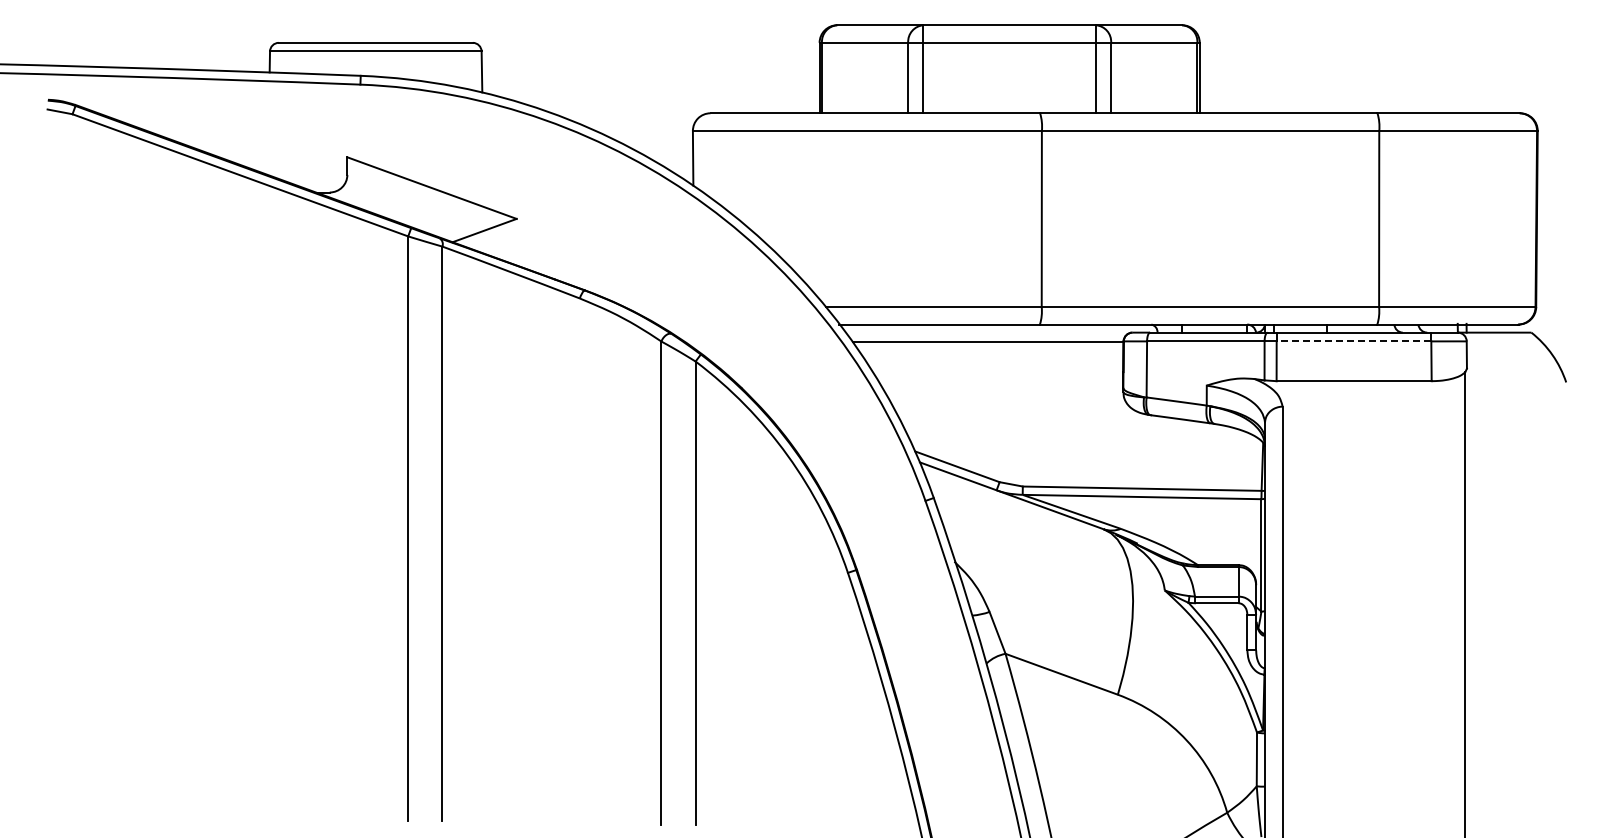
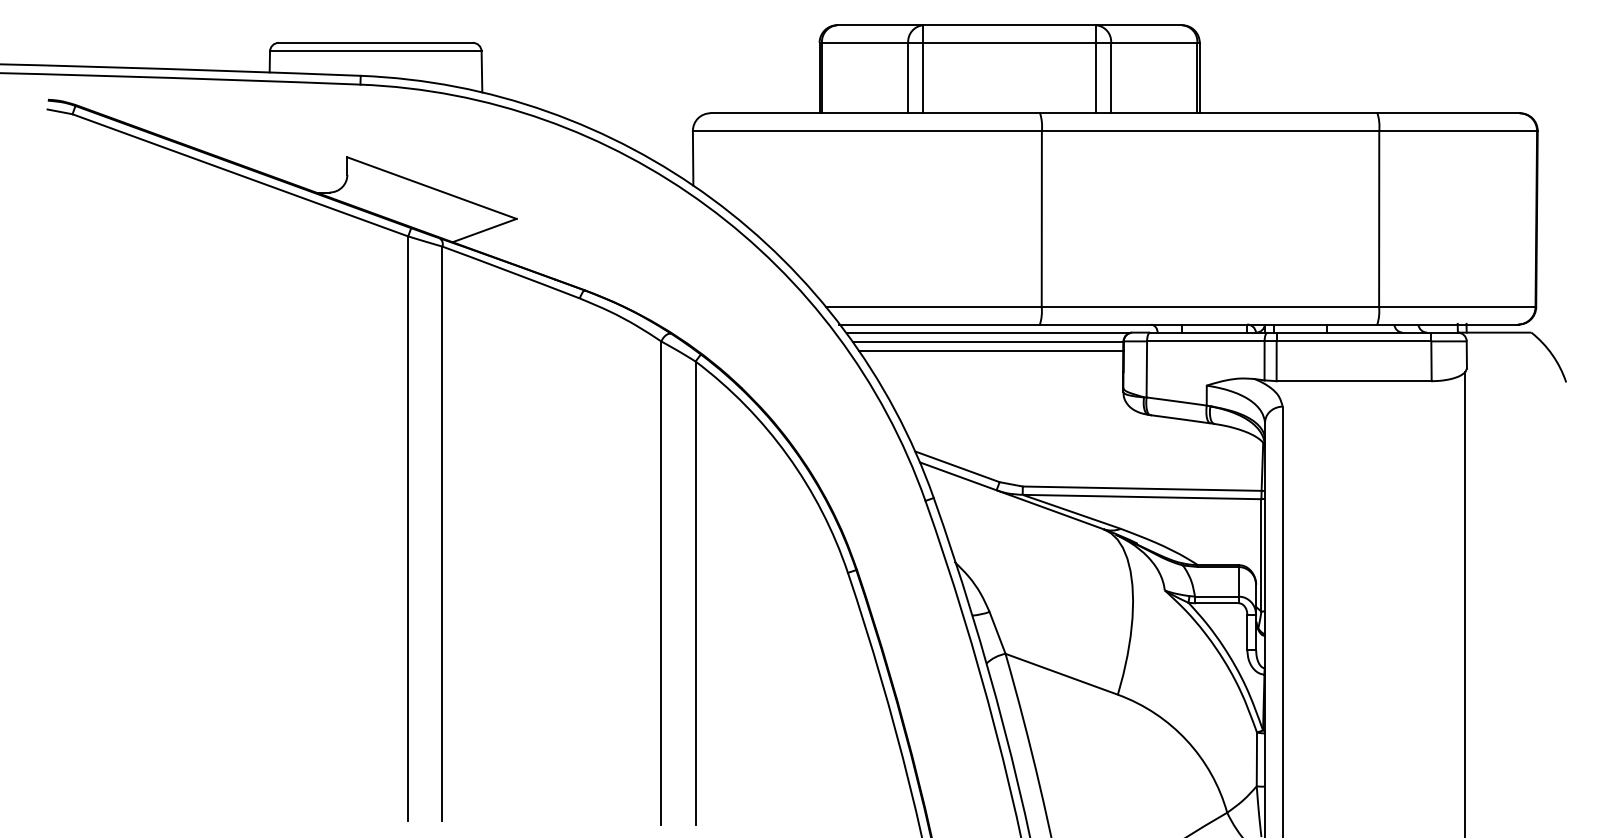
line: none -> present (987, 333)
line: dashed -> solid (1353, 341)
line: none -> present (990, 350)
